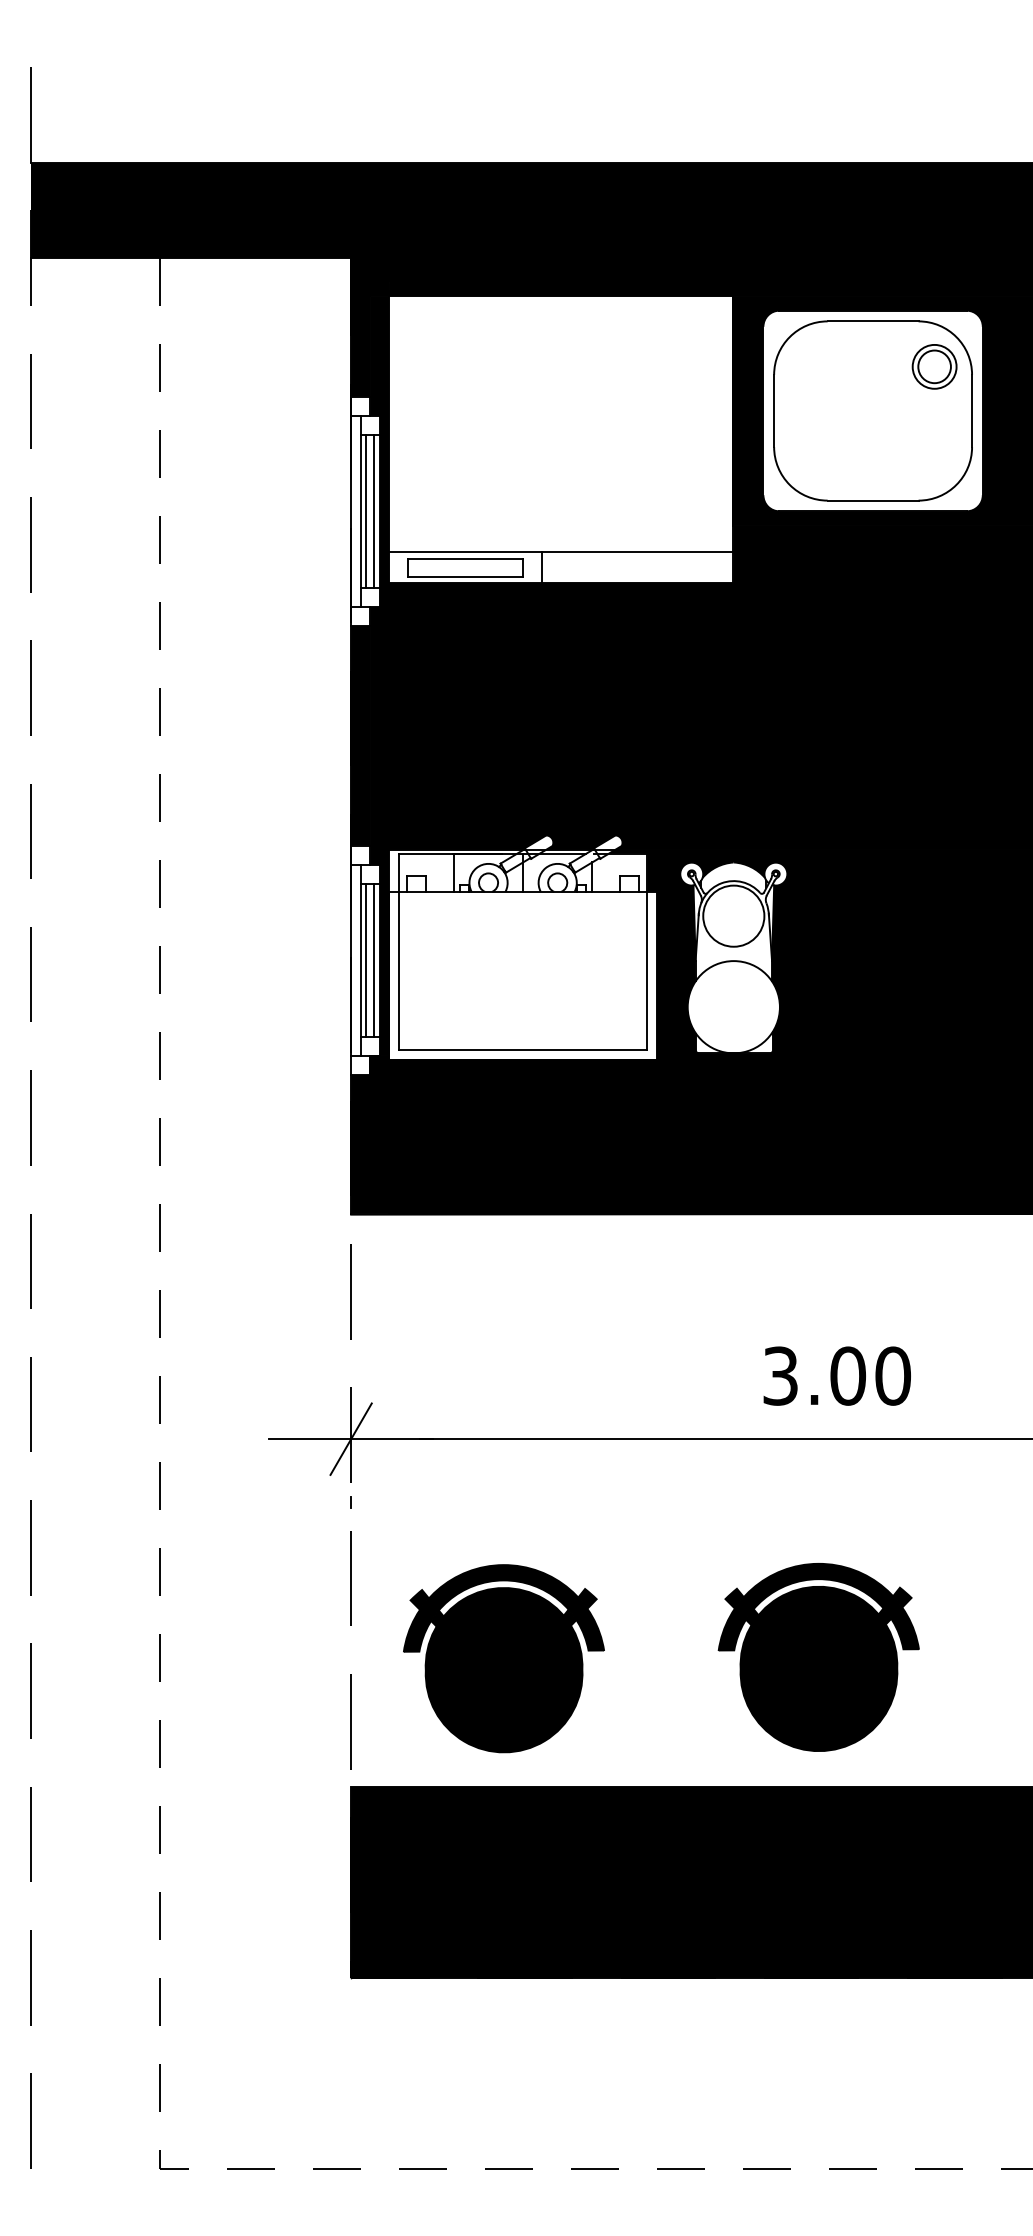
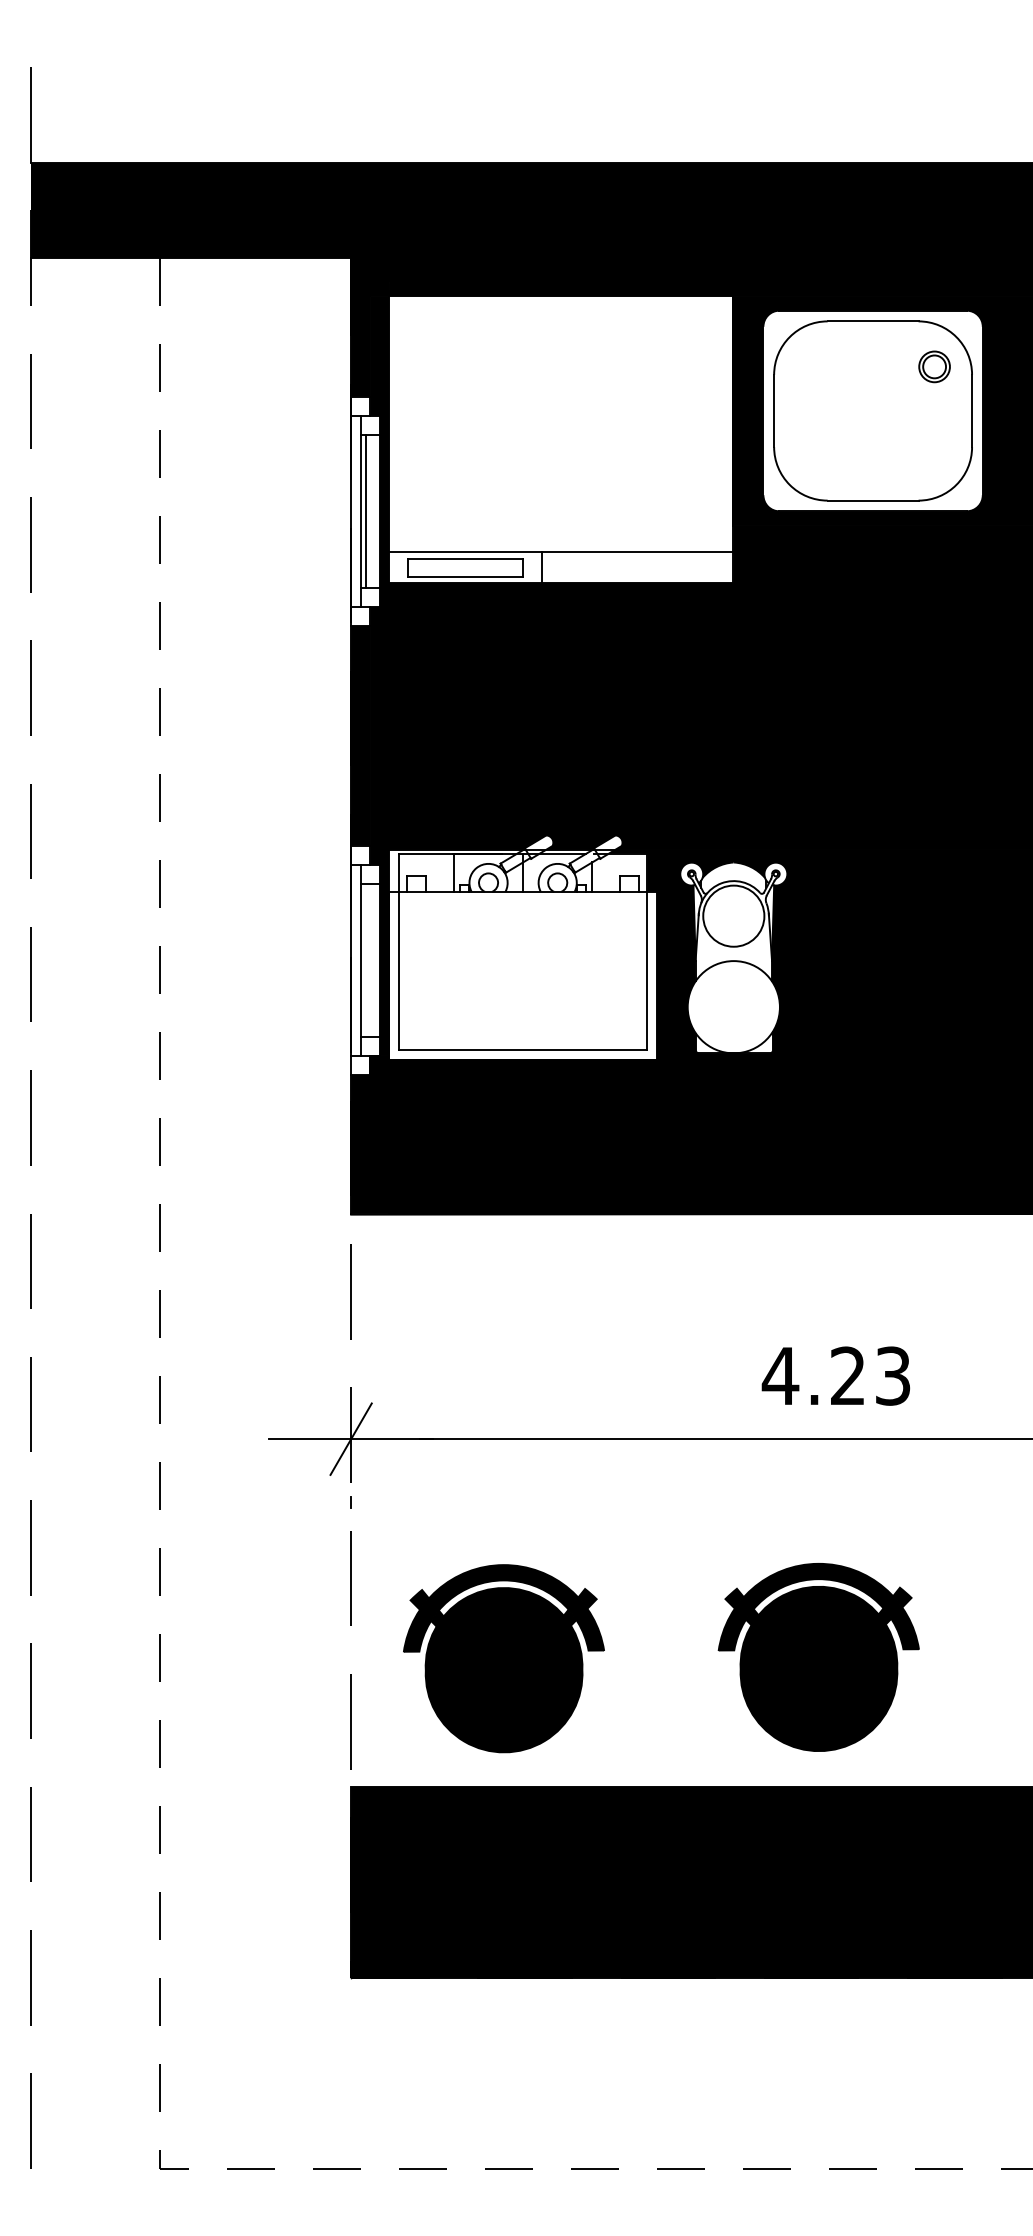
part size: 47x46 px -> 33x34 px (934, 366)
line: present -> none (374, 510)
line: present -> none (366, 959)
line: present -> none (374, 959)
text: 3.00 -> 4.23 (835, 1375)
